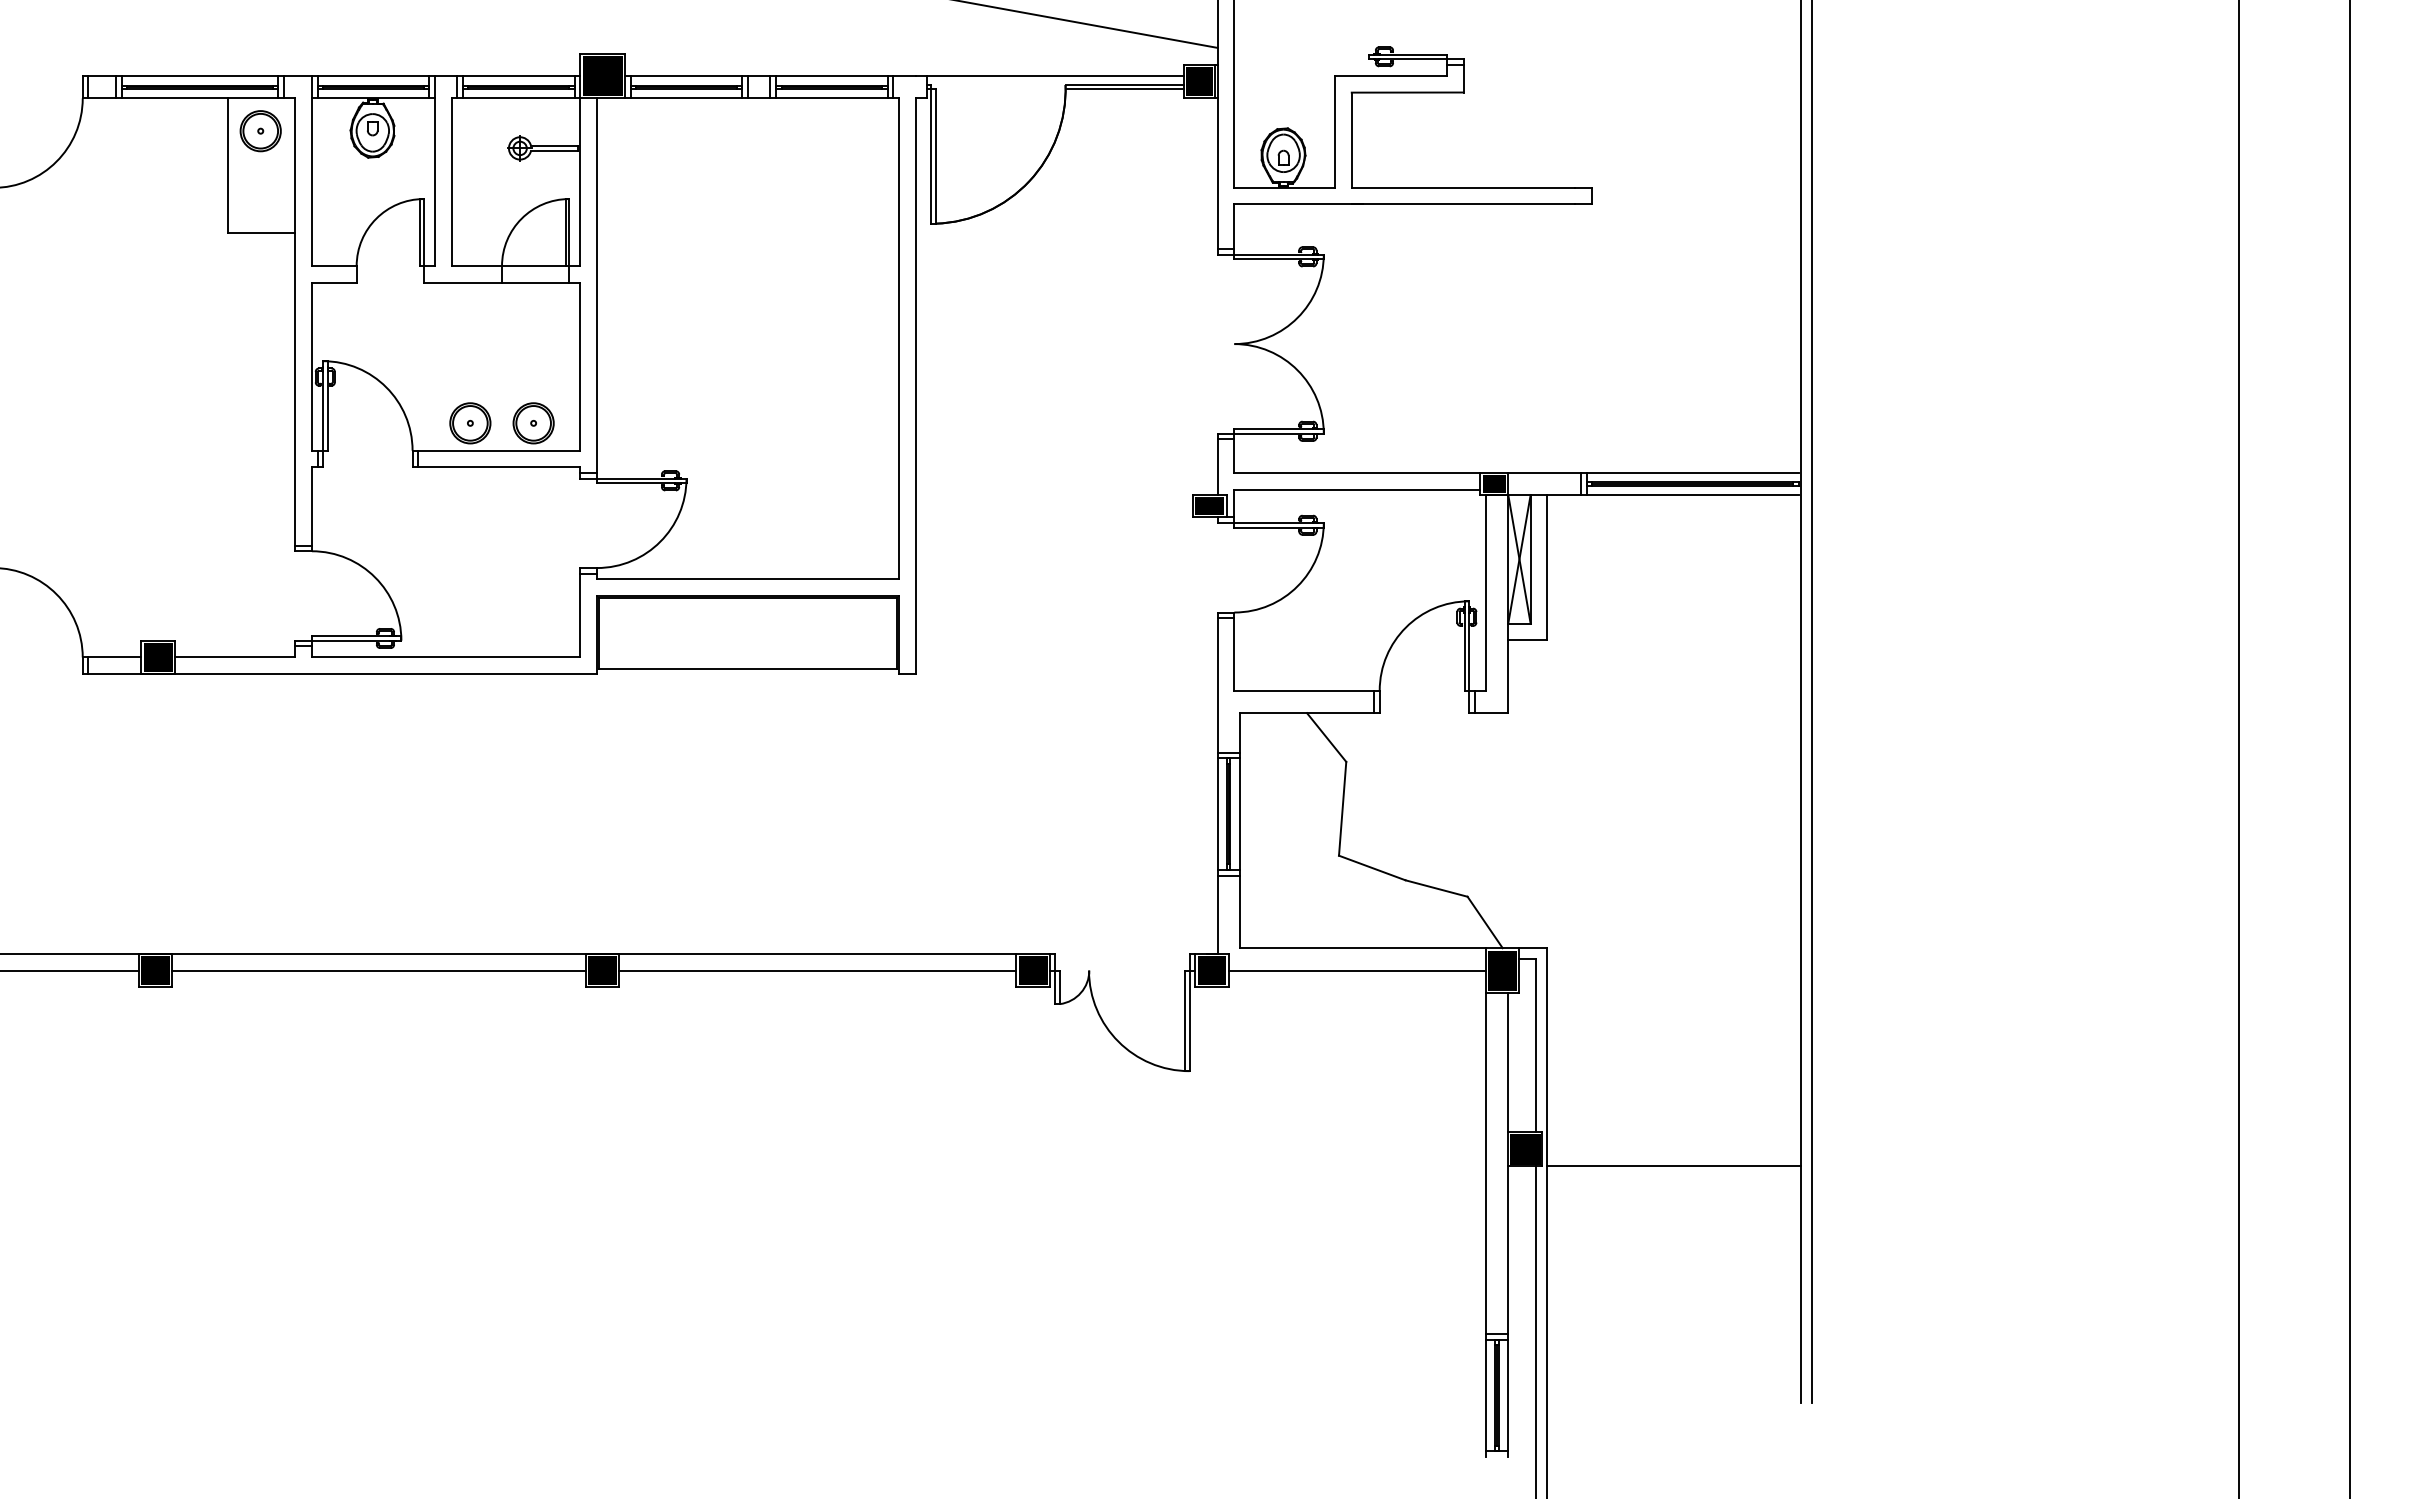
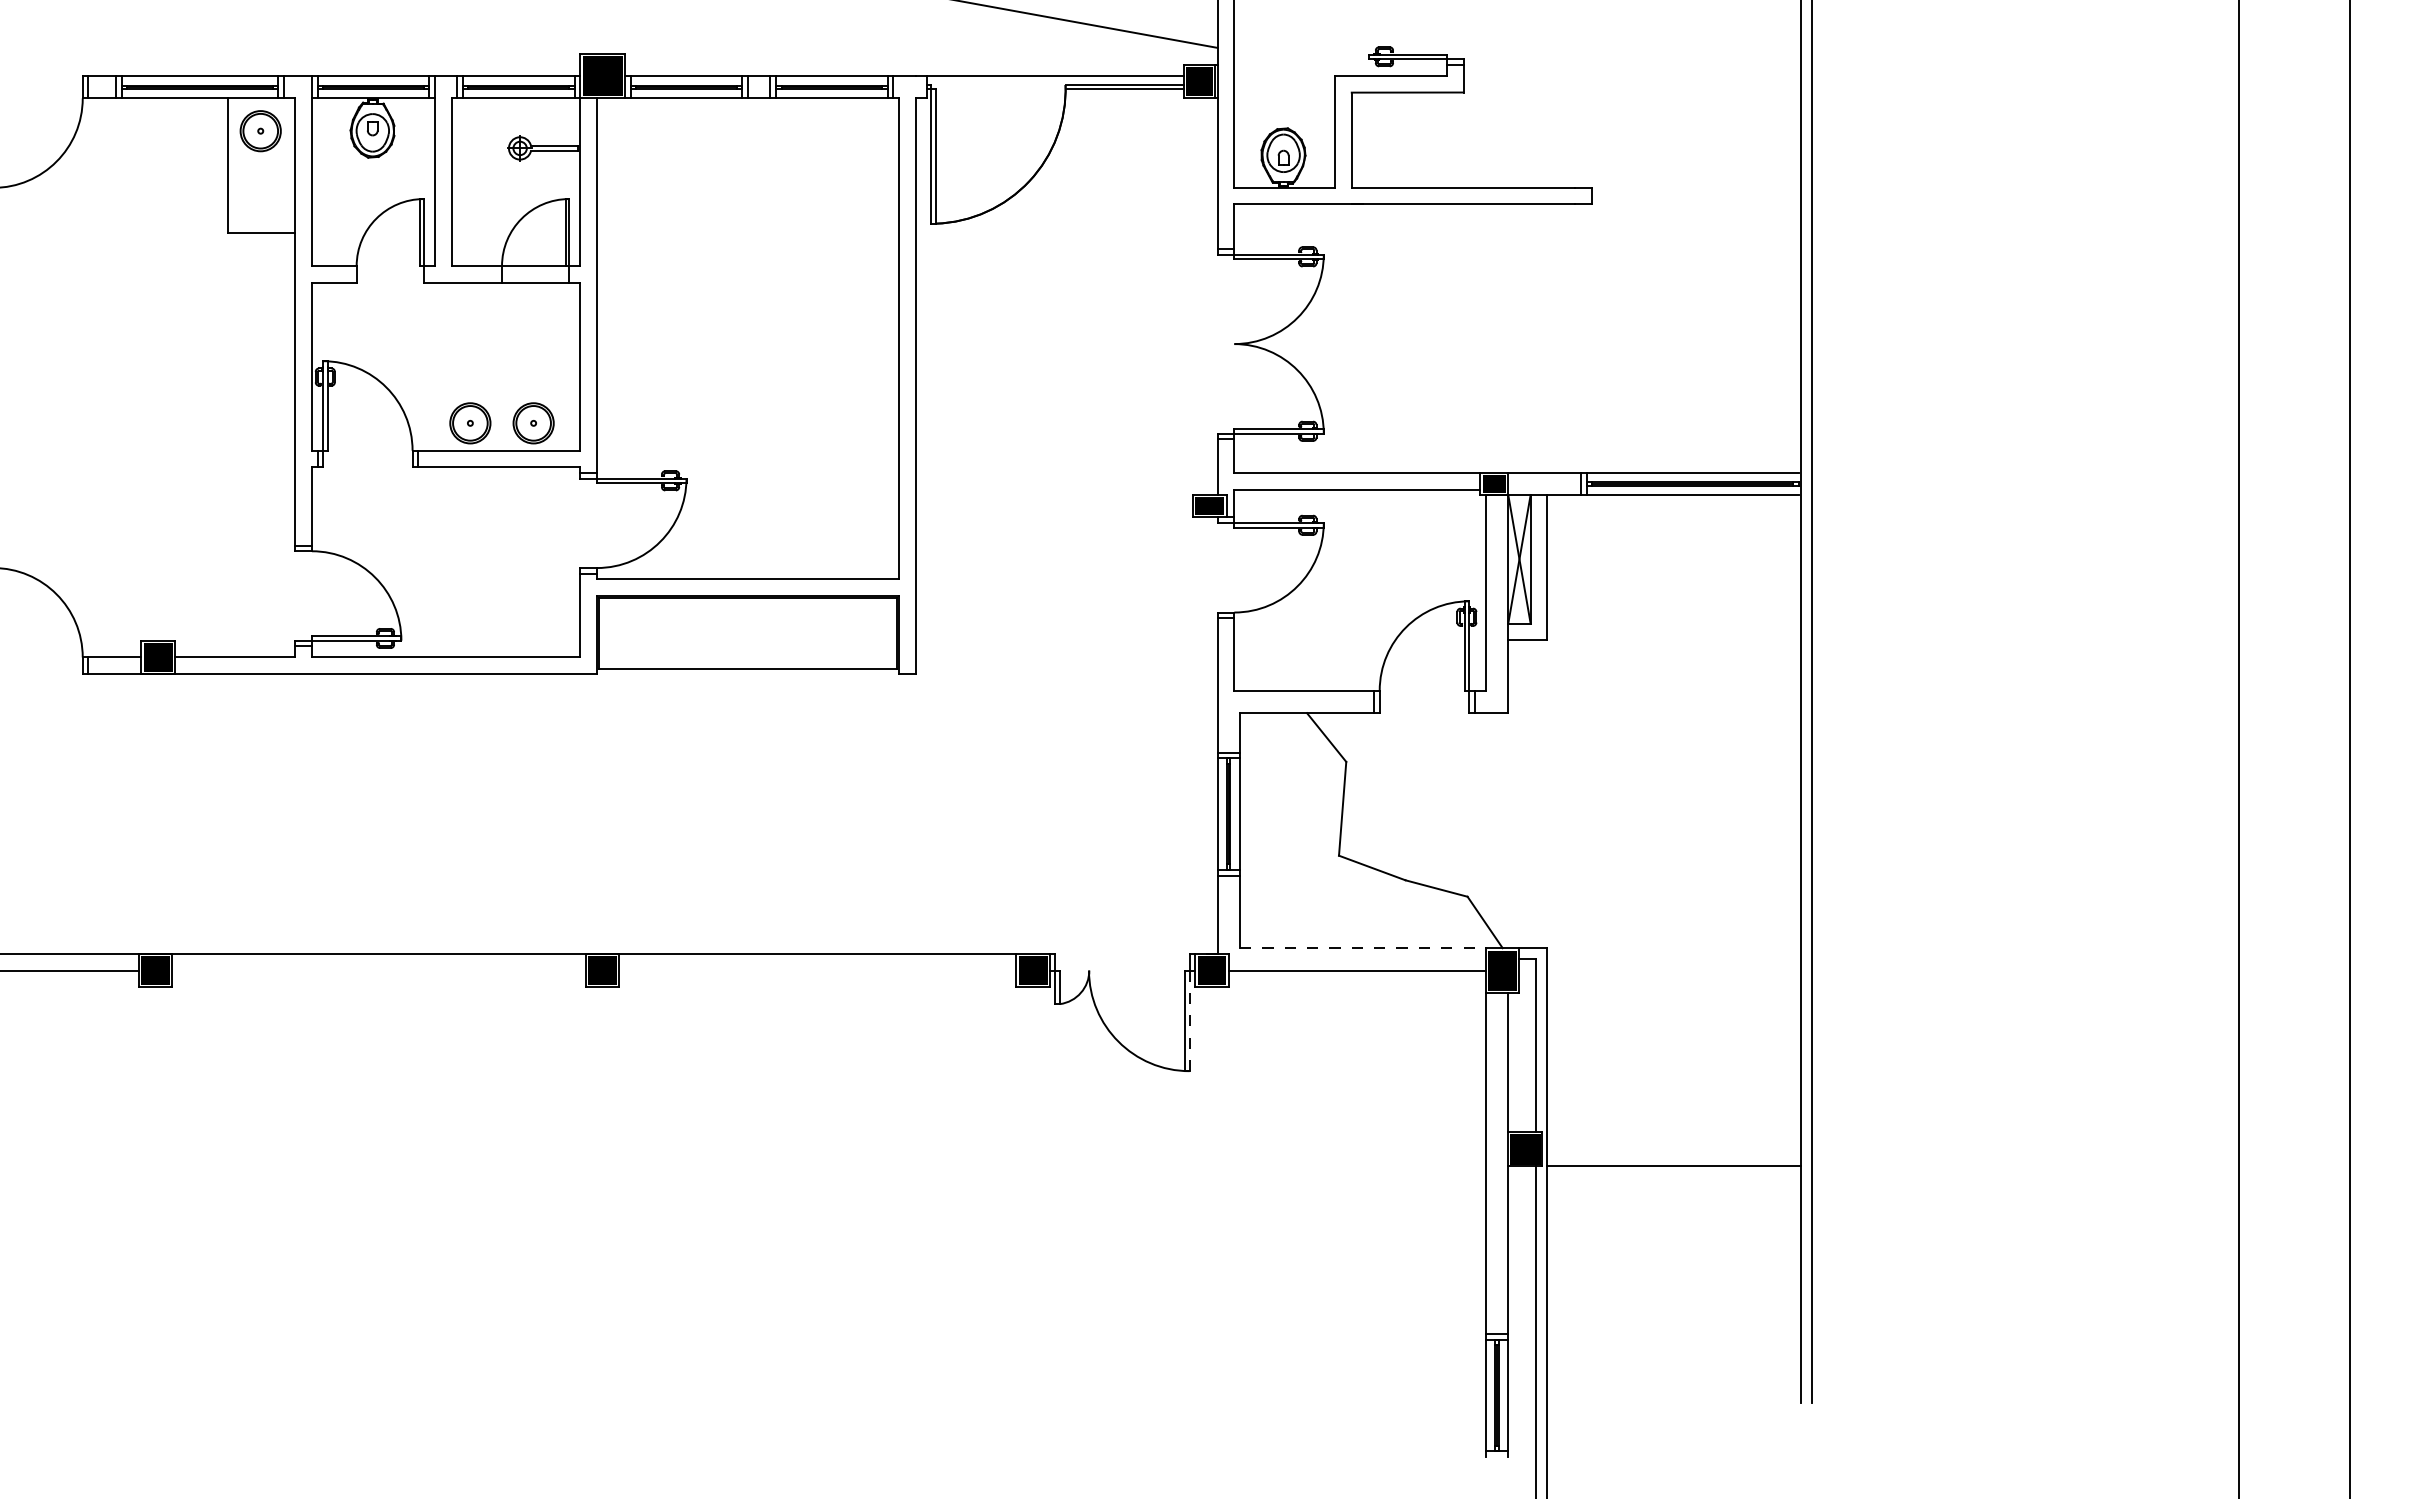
line: solid -> dashed (1362, 948)
line: present -> none (378, 970)
line: present -> none (817, 970)
line: solid -> dashed (1189, 1021)
